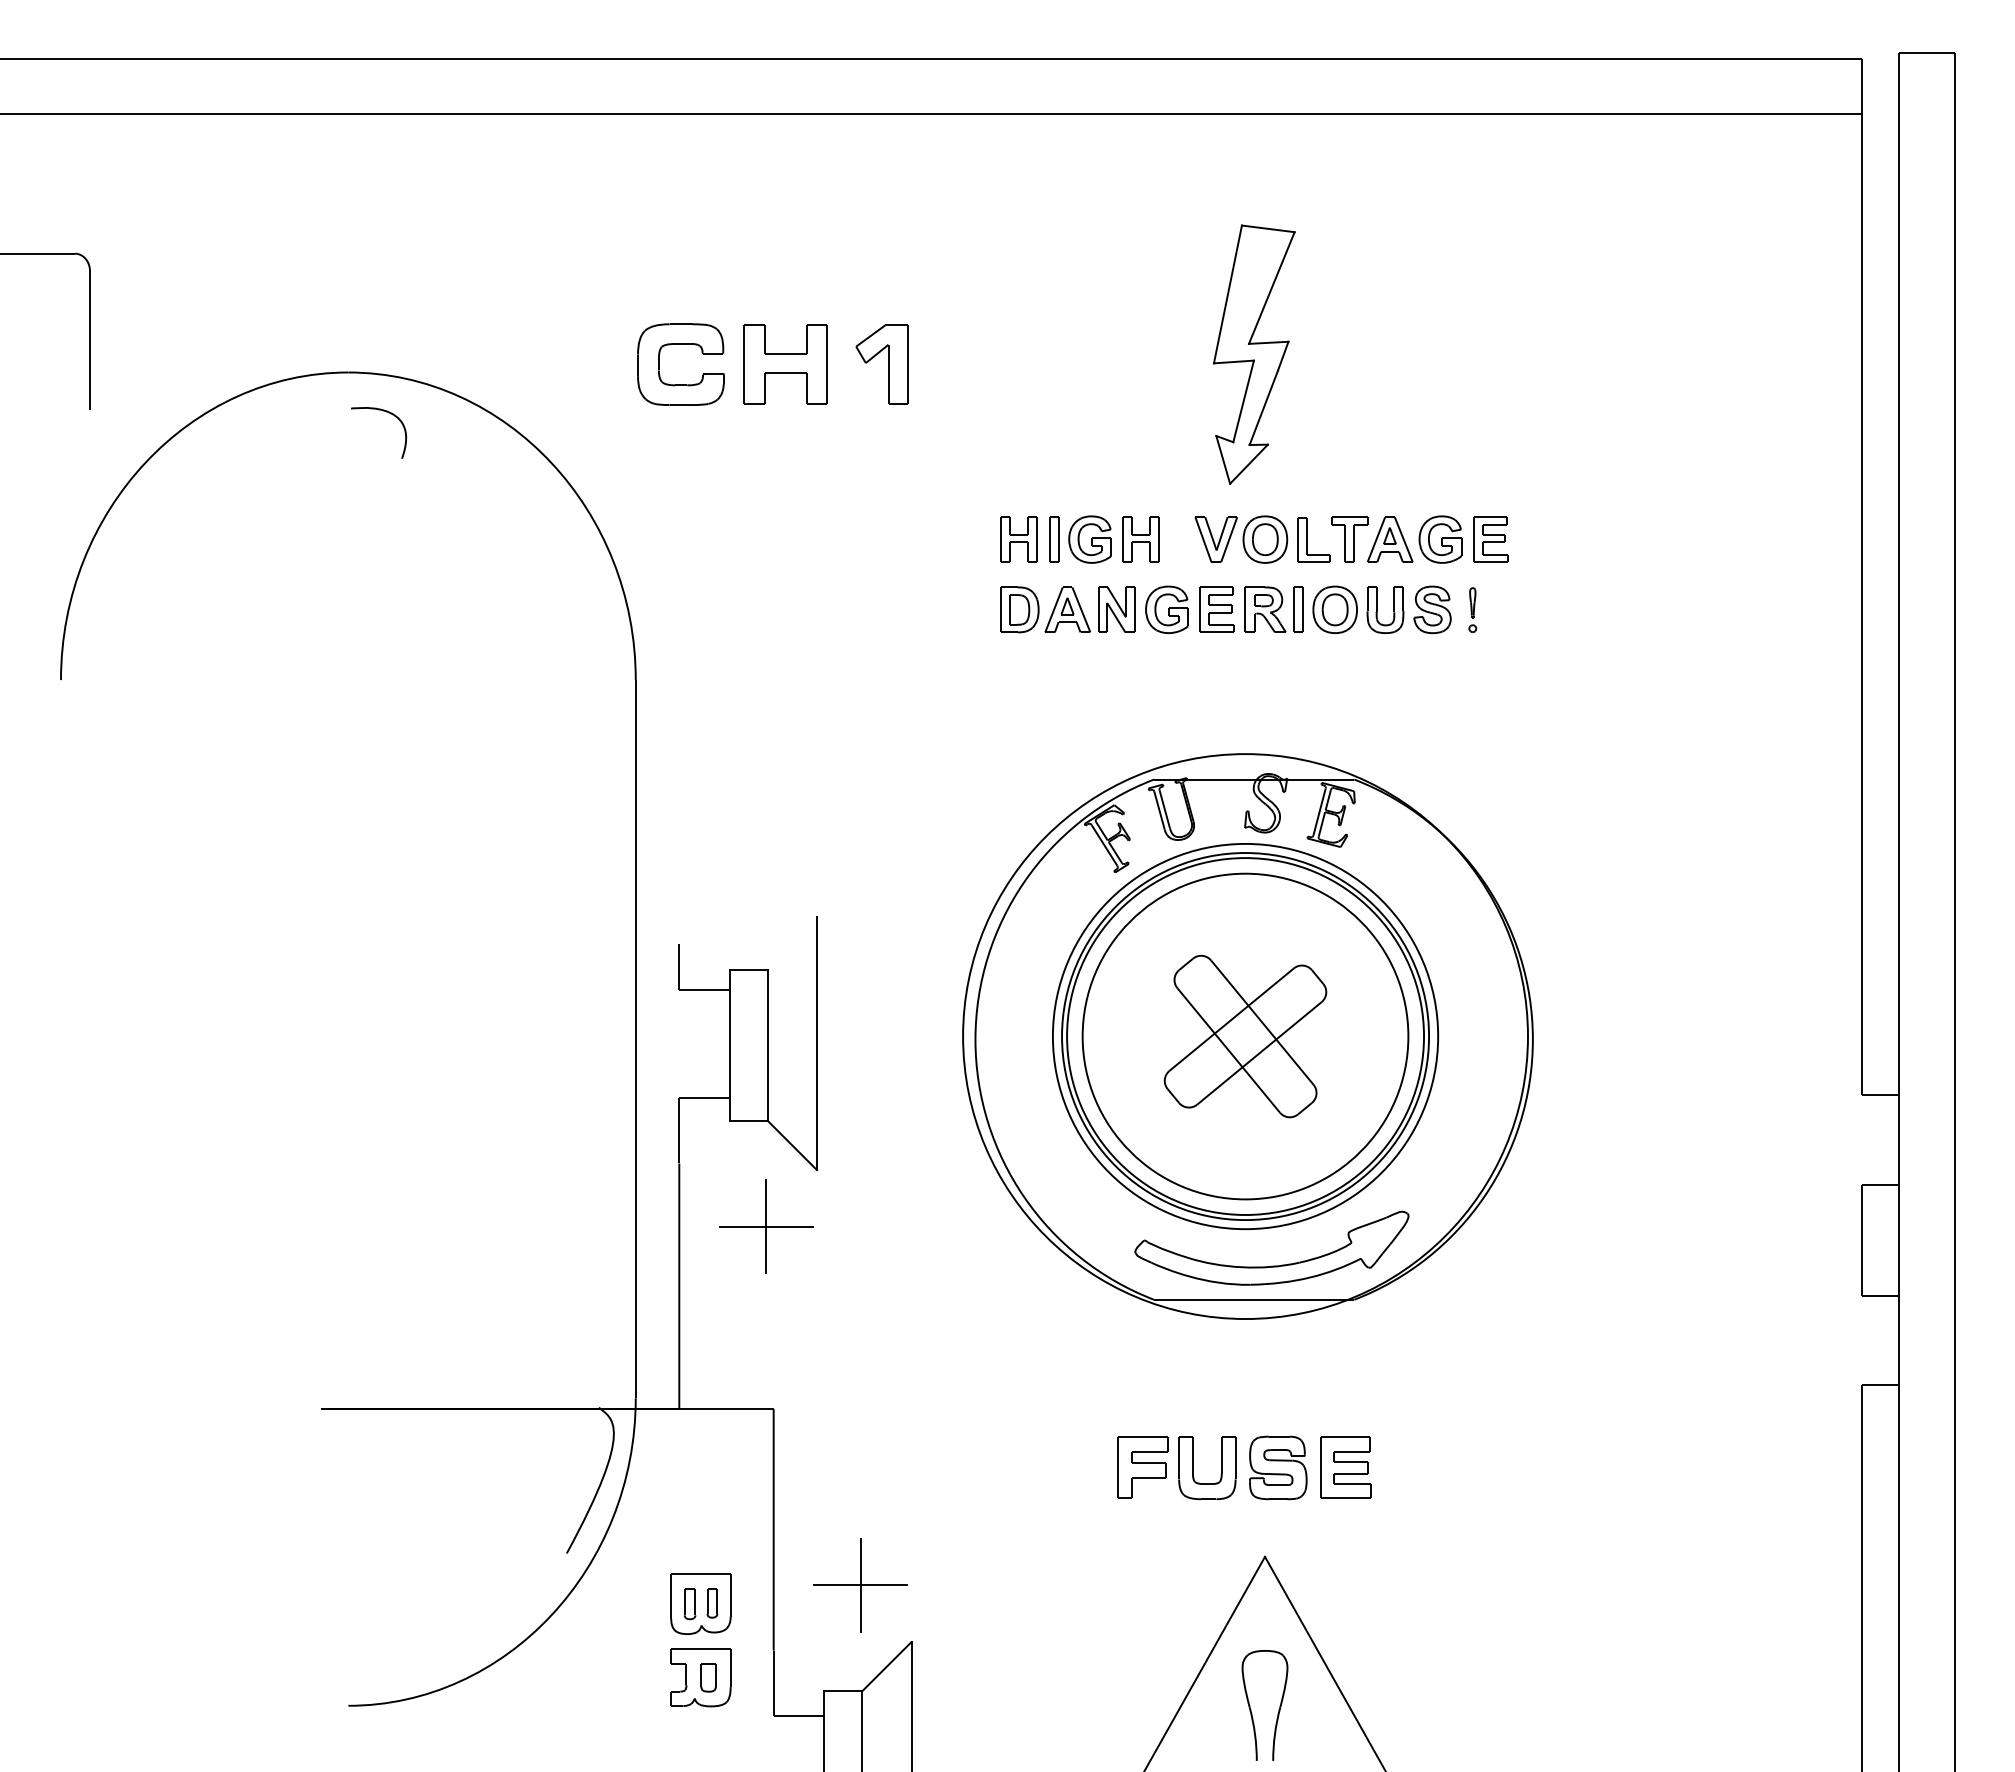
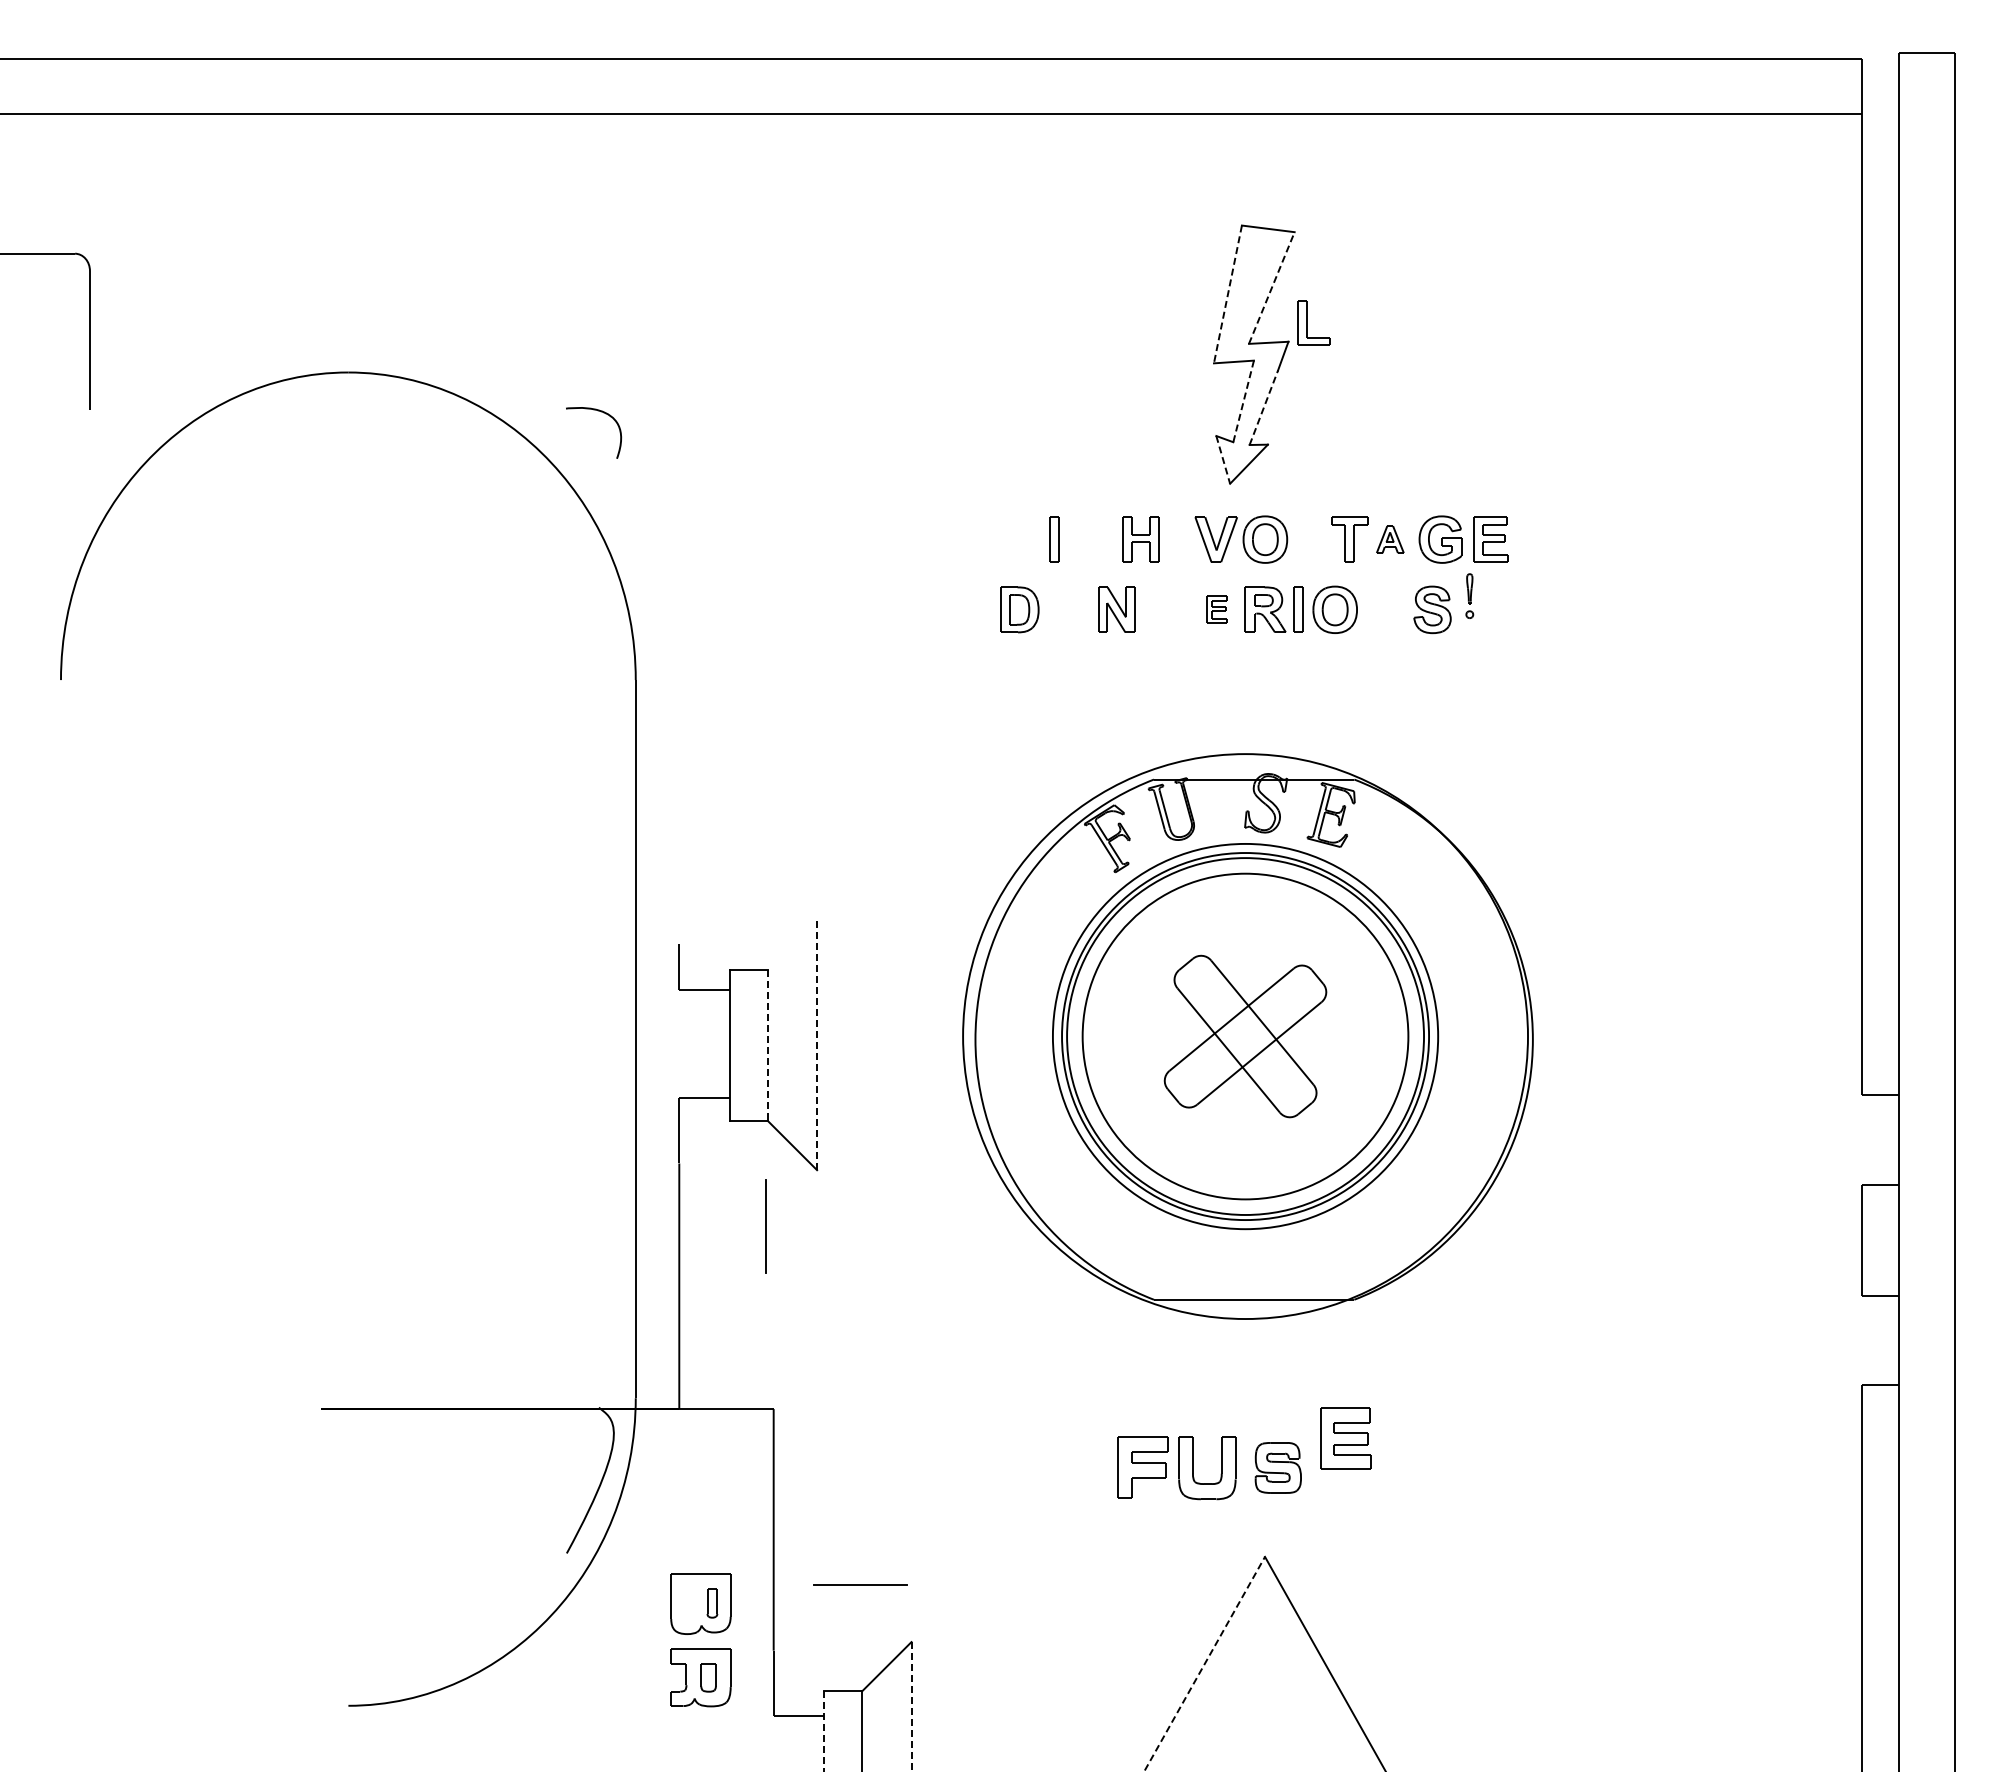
line: solid -> dashed (1272, 287)
line: solid -> dashed (1227, 294)
part: present -> none (680, 344)
part: present -> none (785, 364)
part: present -> none (888, 364)
line: solid -> dashed (1243, 401)
line: solid -> dashed (1263, 407)
curve position: (388, 413) -> (603, 413) (603, 413)
line: solid -> dashed (1223, 459)
part: present -> none (1018, 539)
part: present -> none (1089, 539)
part position: (1313, 539) -> (1313, 322) (1313, 322)
part size: 47x47 px -> 29x29 px (1390, 539)
part: present -> none (1067, 609)
part: present -> none (1166, 609)
part size: 36x47 px -> 22x29 px (1216, 609)
part: present -> none (1377, 609)
part position: (1472, 609) -> (1469, 595) (1469, 595)
line: solid -> dashed (817, 1043)
line: solid -> dashed (767, 1046)
line: present -> none (765, 1226)
part: present -> none (1271, 1265)
part size: 59x66 px -> 48x52 px (1277, 1467)
part position: (1345, 1467) -> (1345, 1438) (1345, 1438)
line: present -> none (860, 1585)
part: present -> none (690, 1604)
line: solid -> dashed (1204, 1663)
line: solid -> dashed (911, 1707)
part: present -> none (1251, 1709)
line: solid -> dashed (824, 1731)
